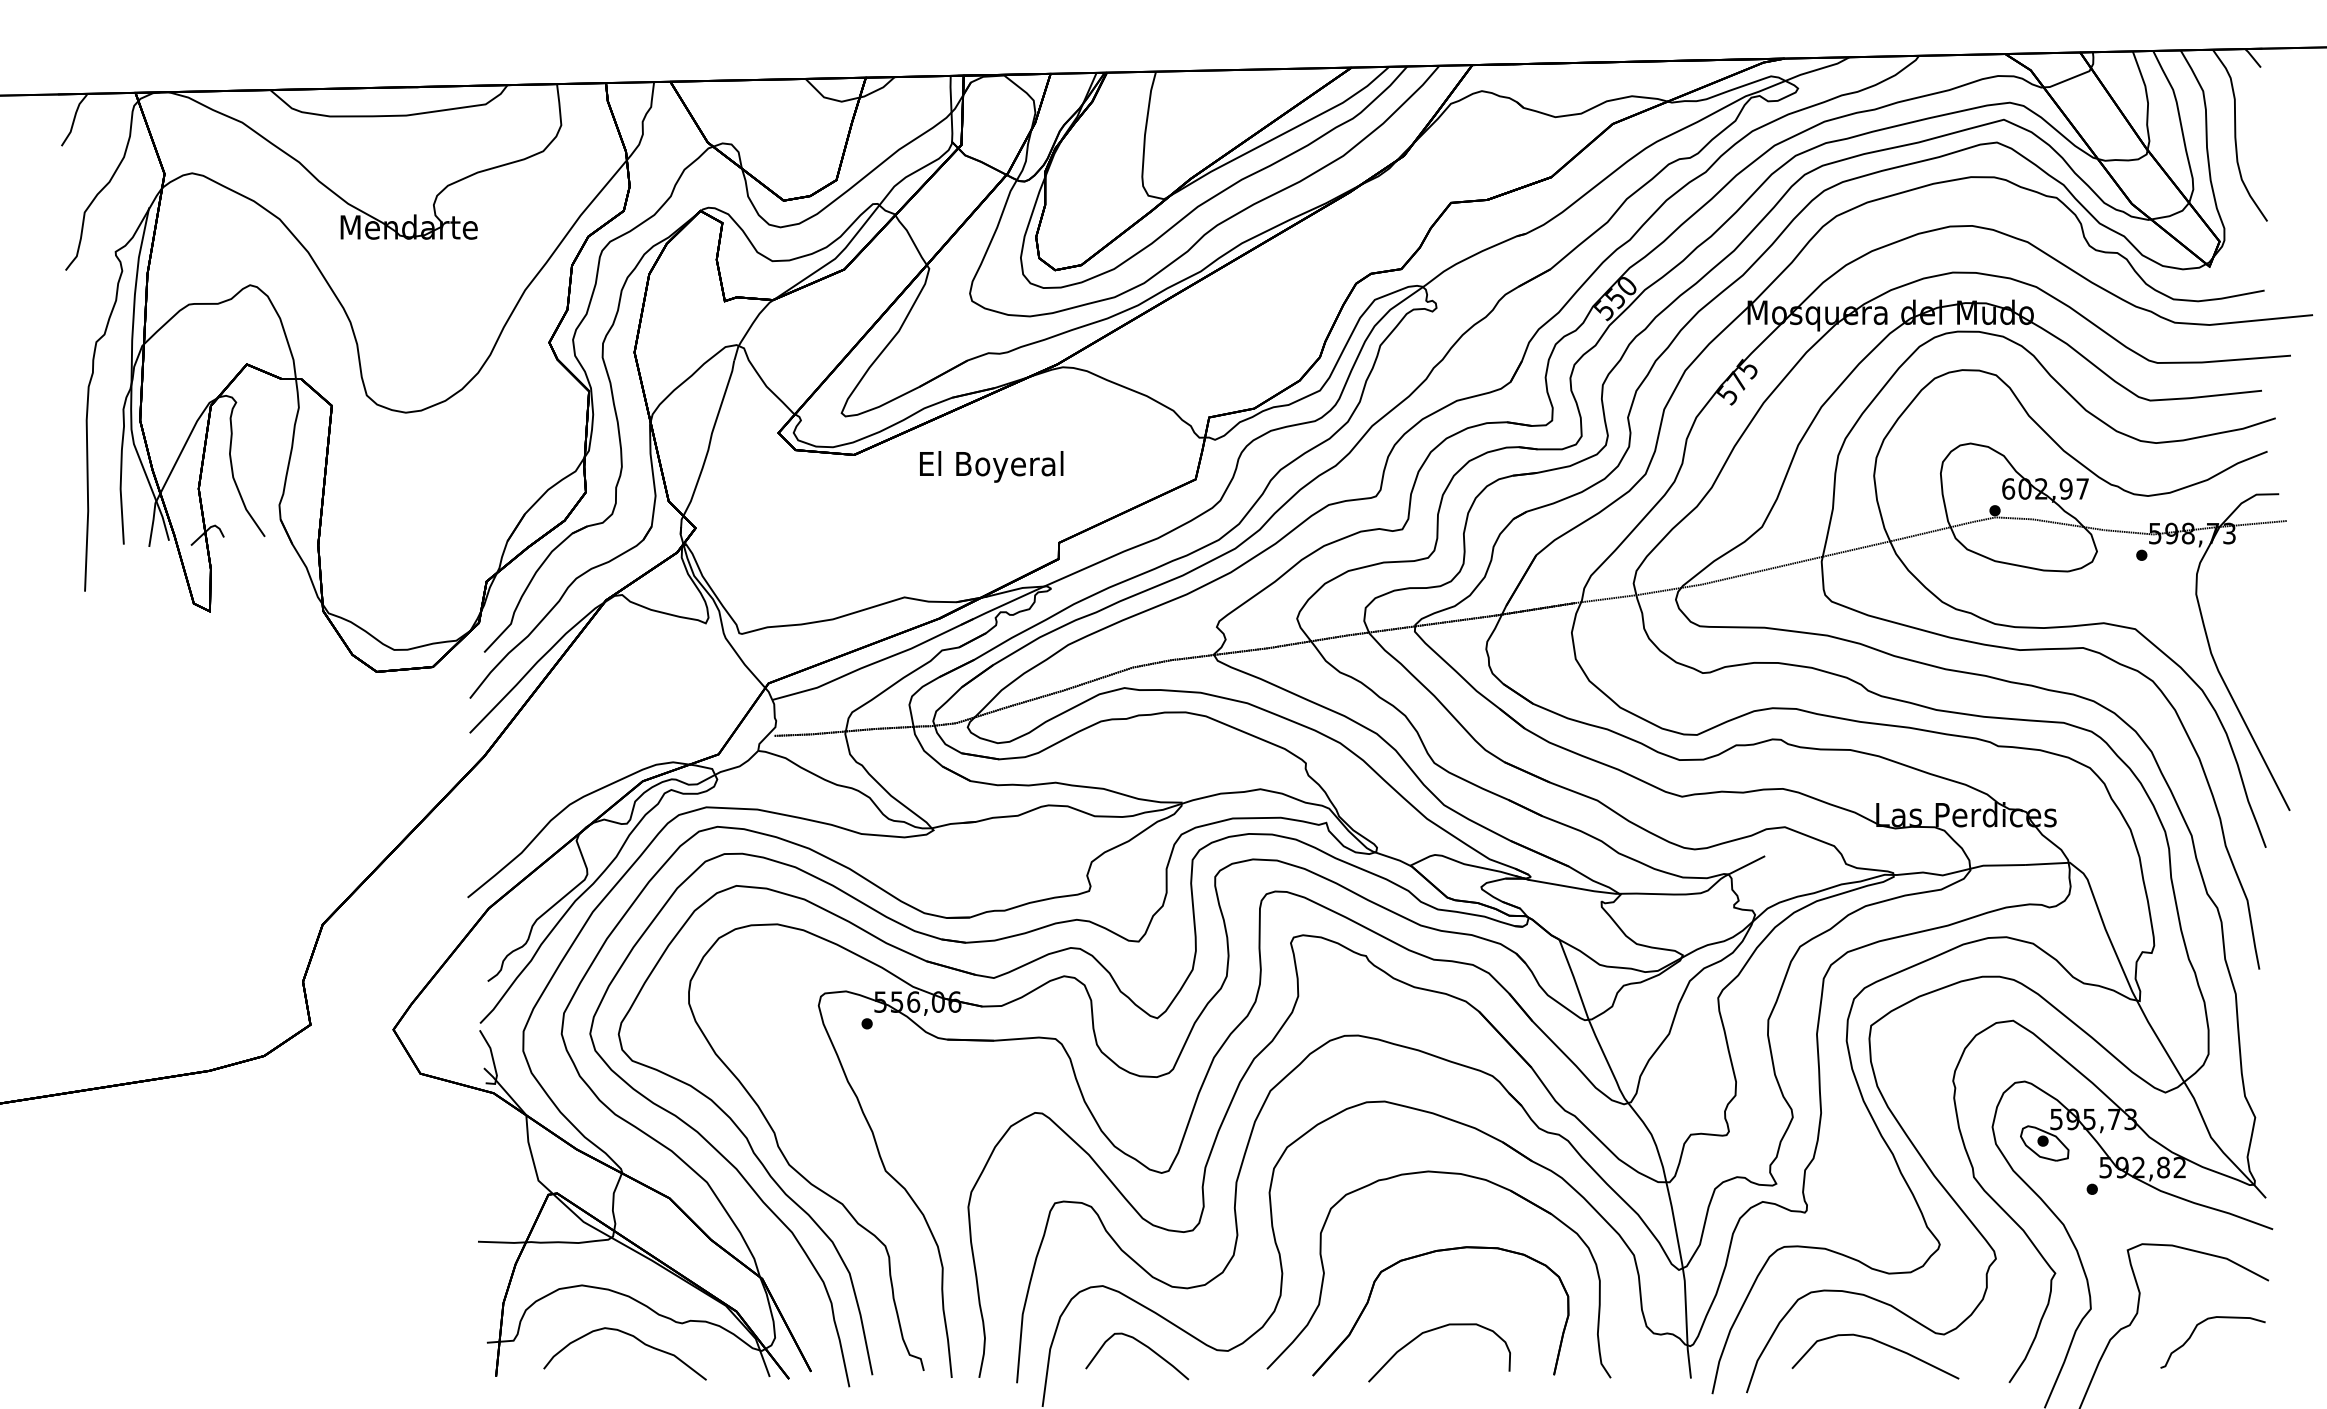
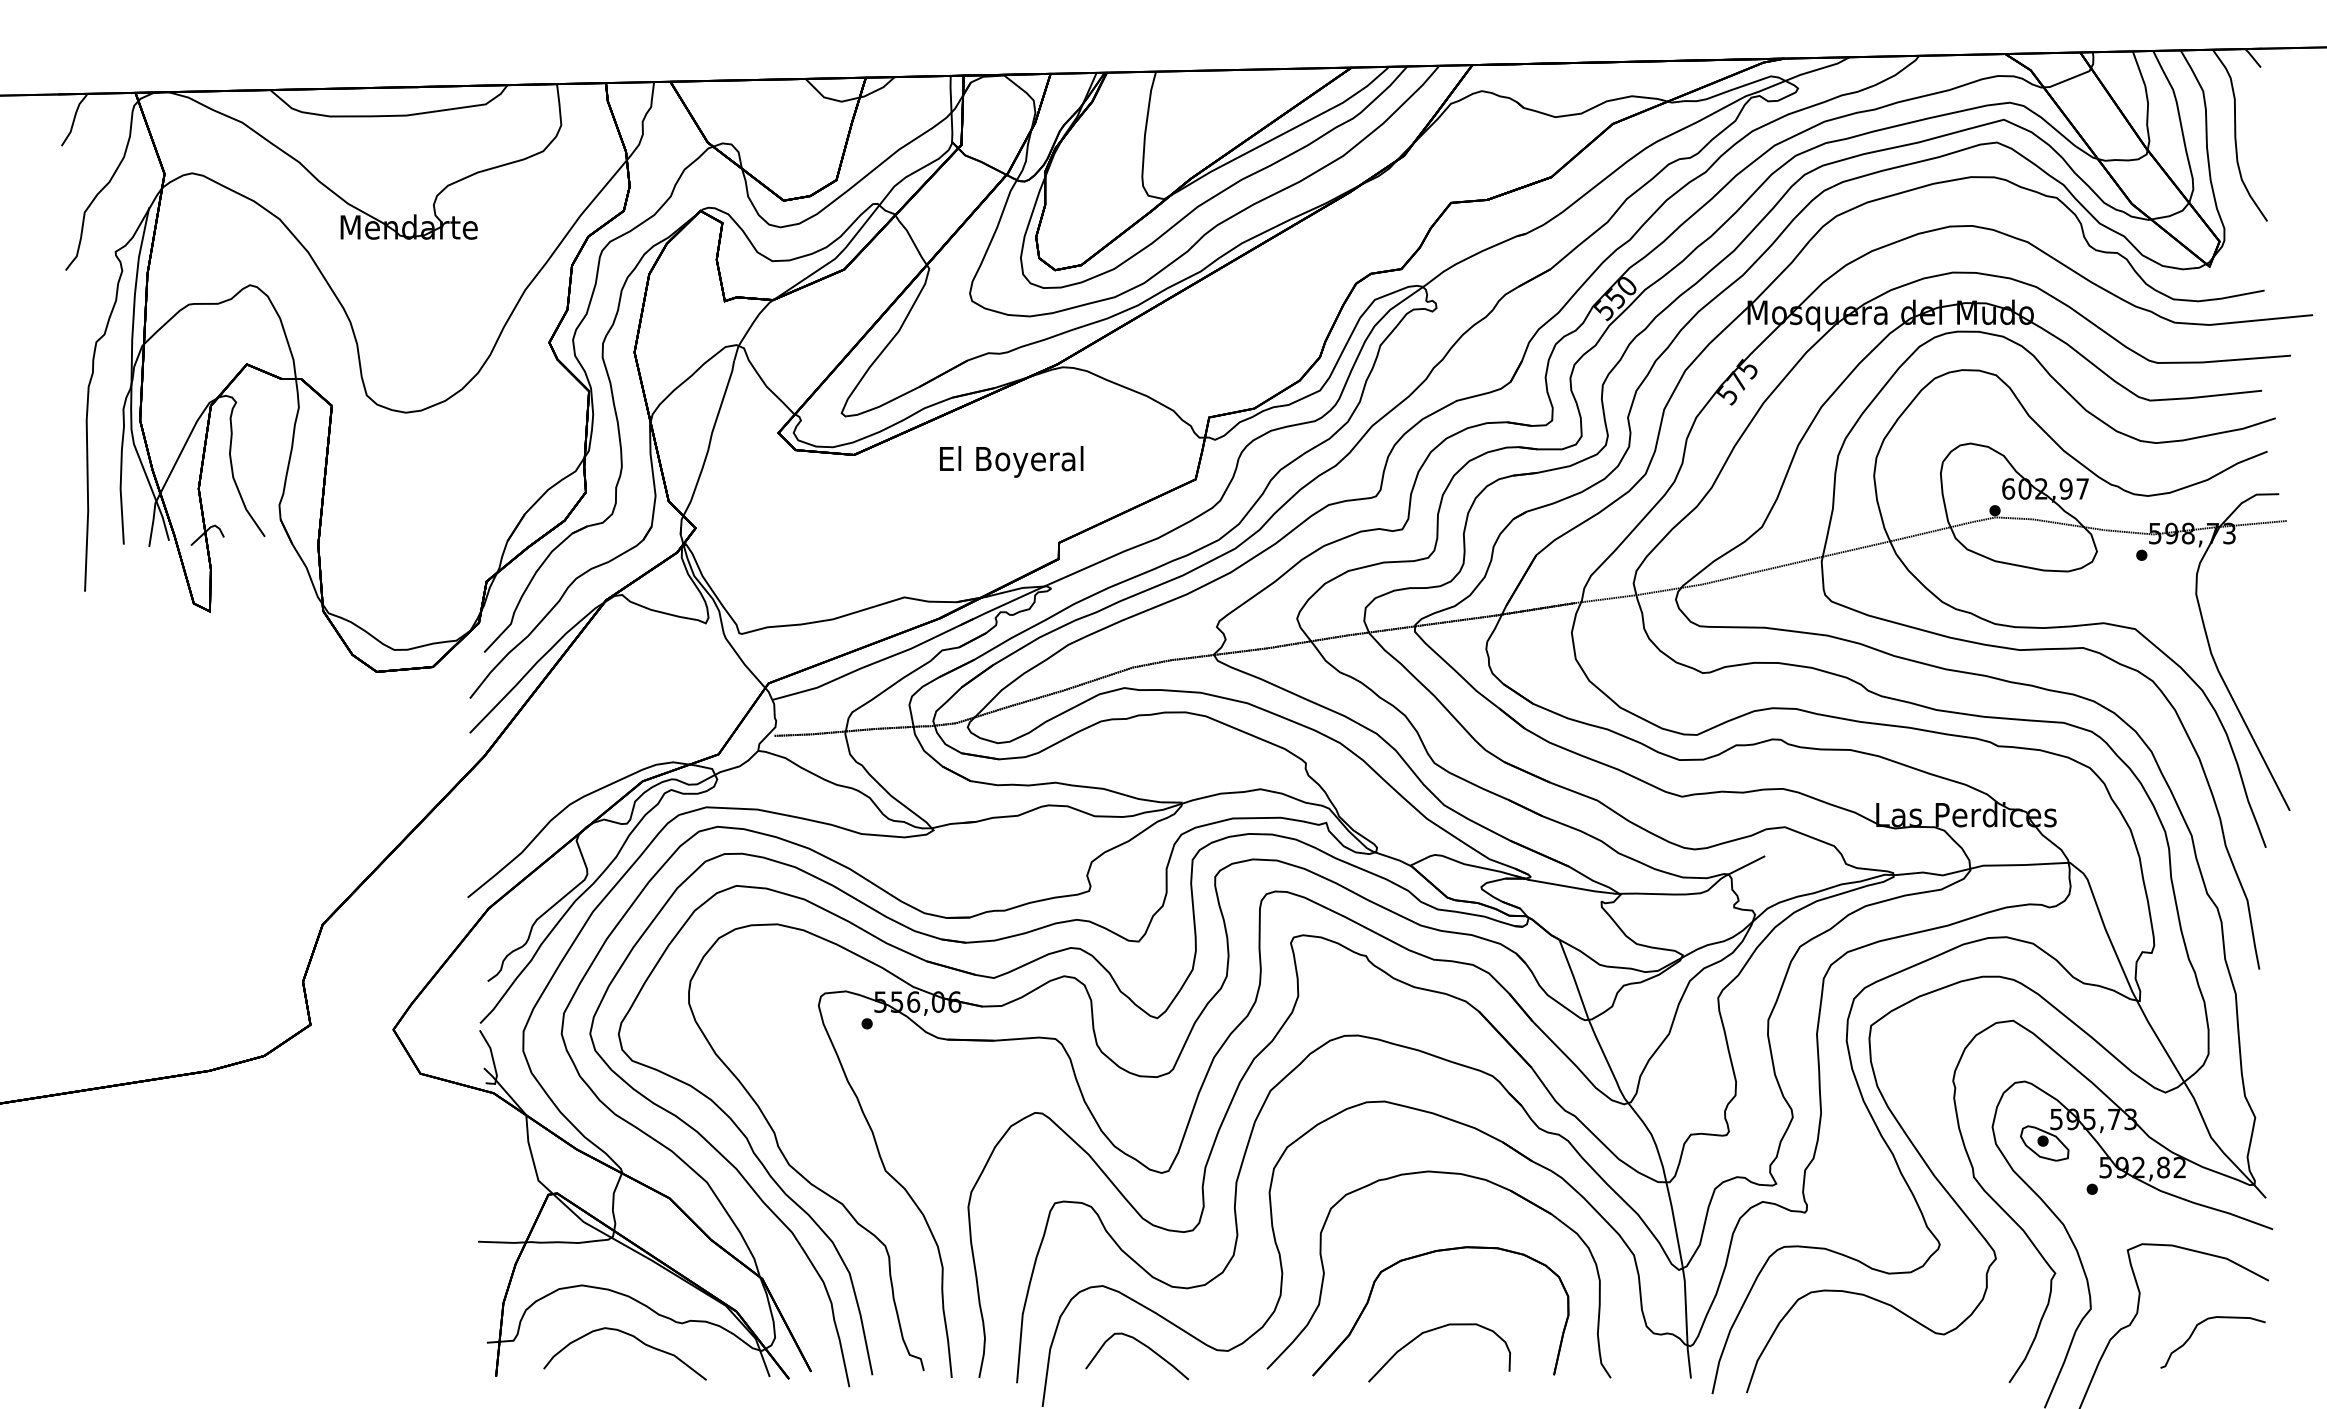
text position: (991, 466) -> (1011, 461) (1011, 461)
curve: present -> none (1882, 1344)
